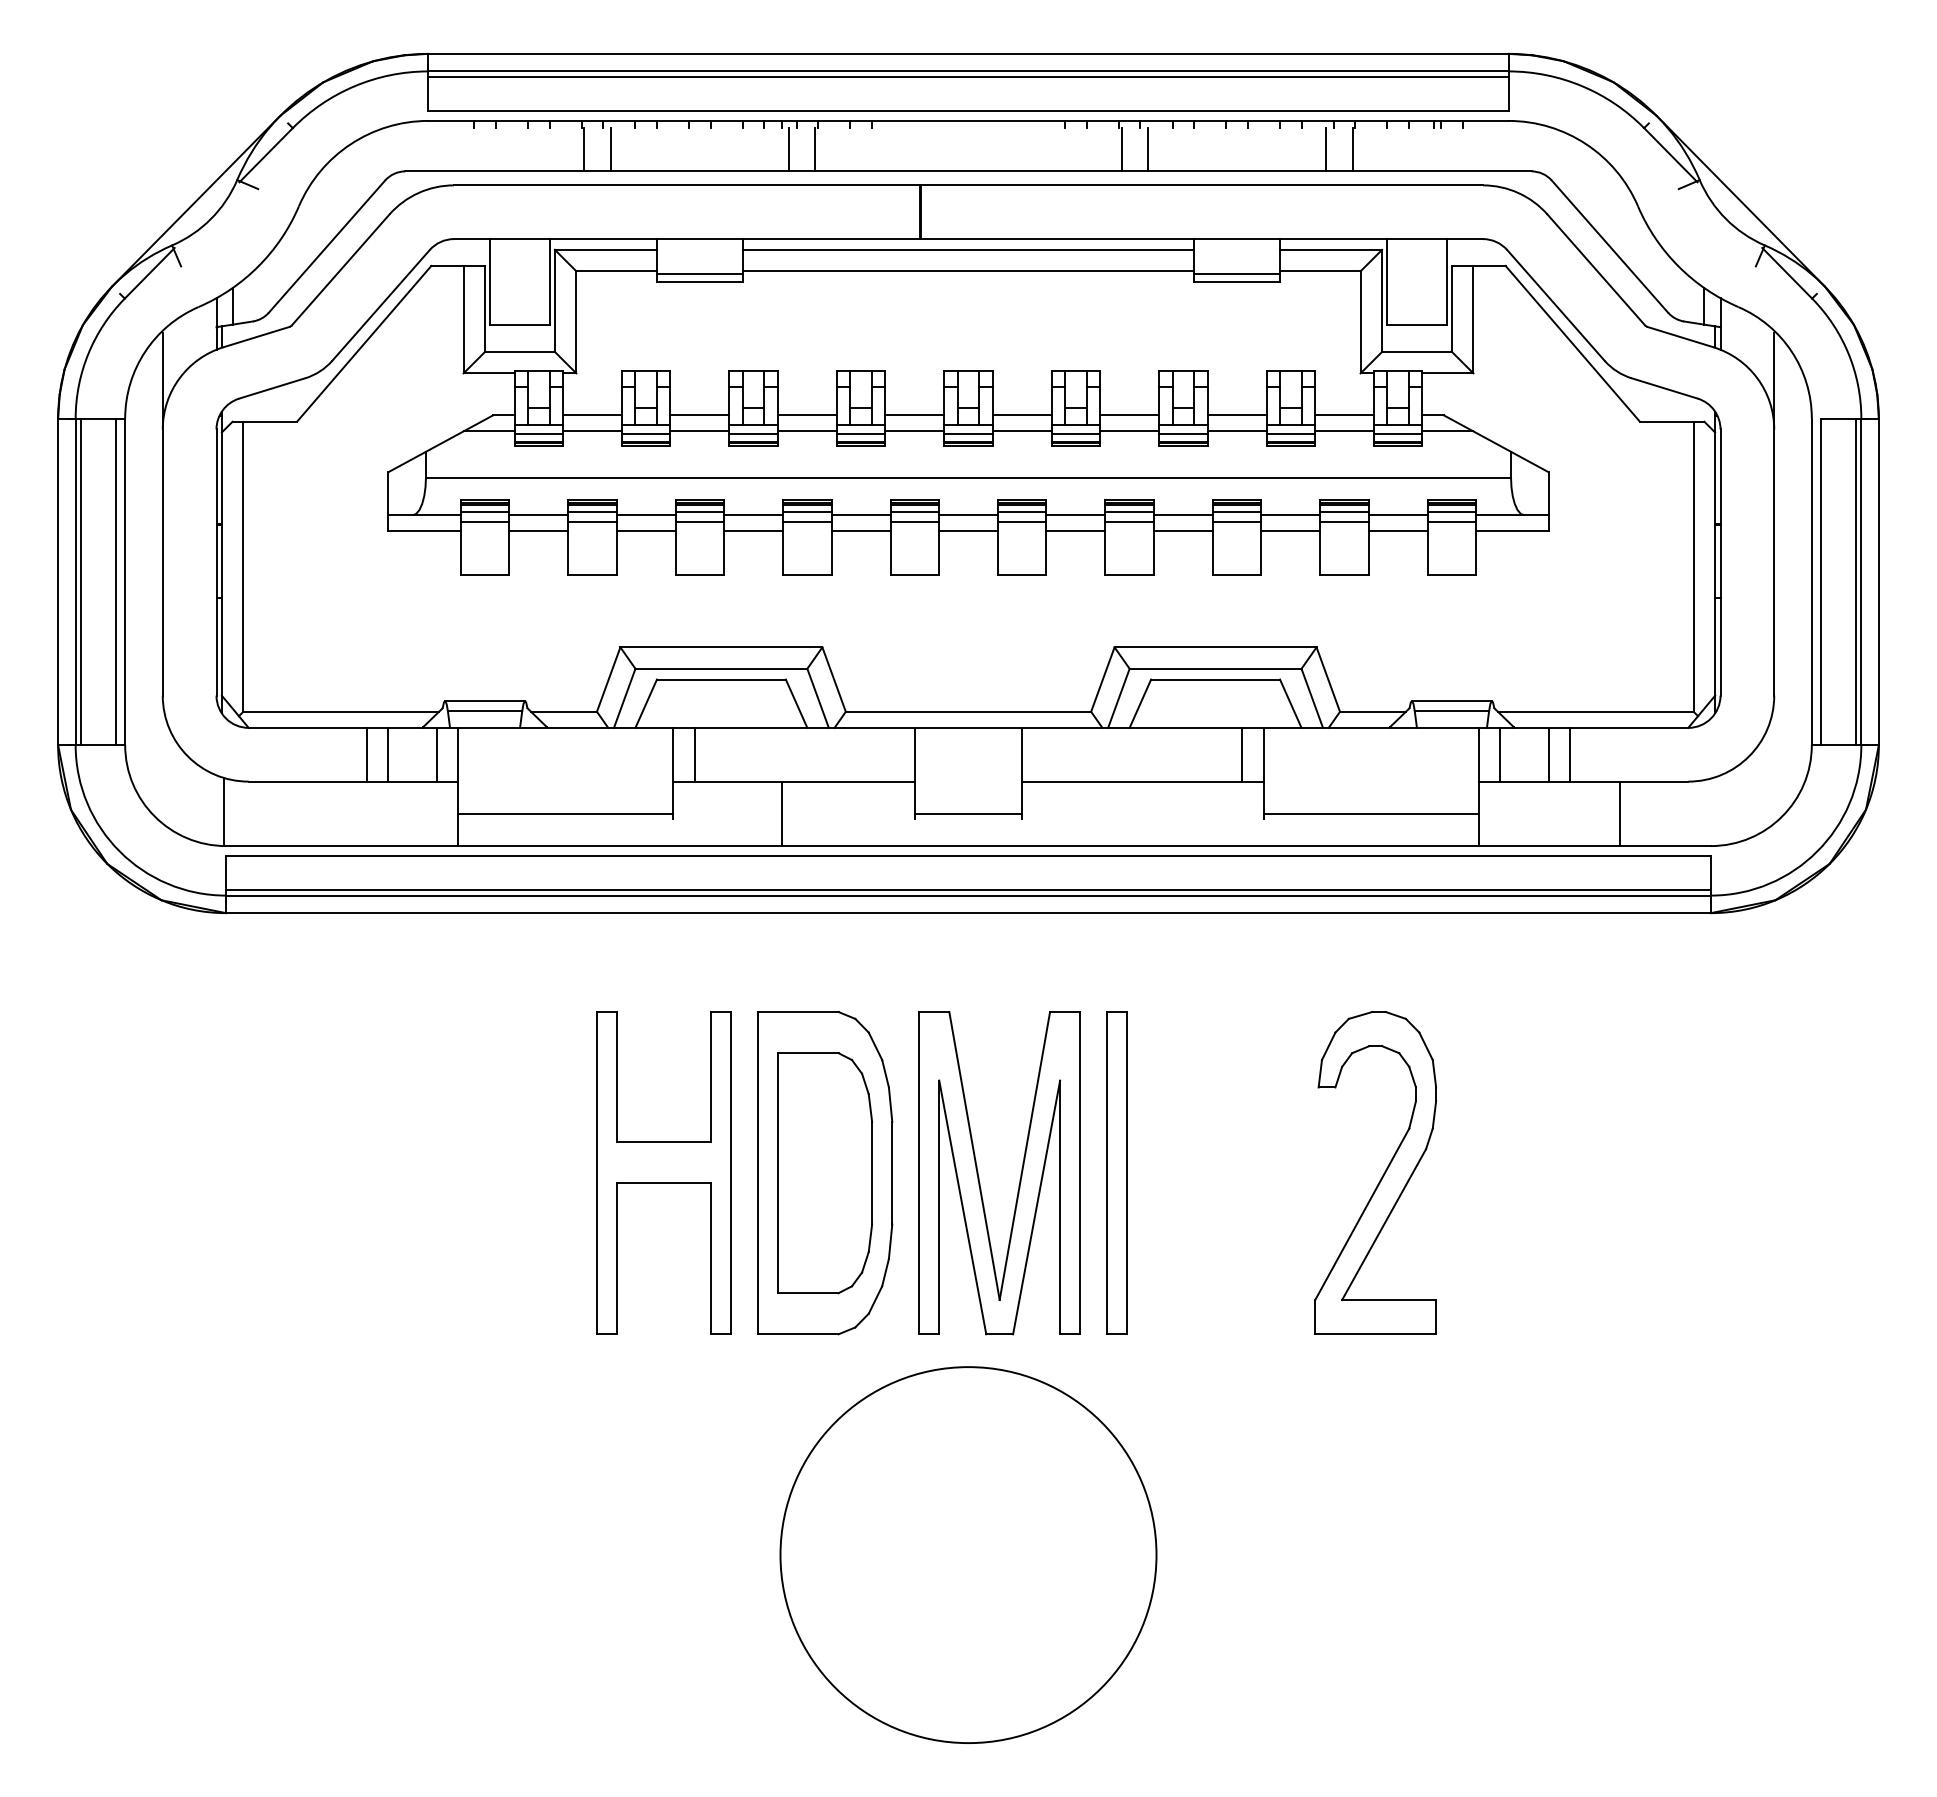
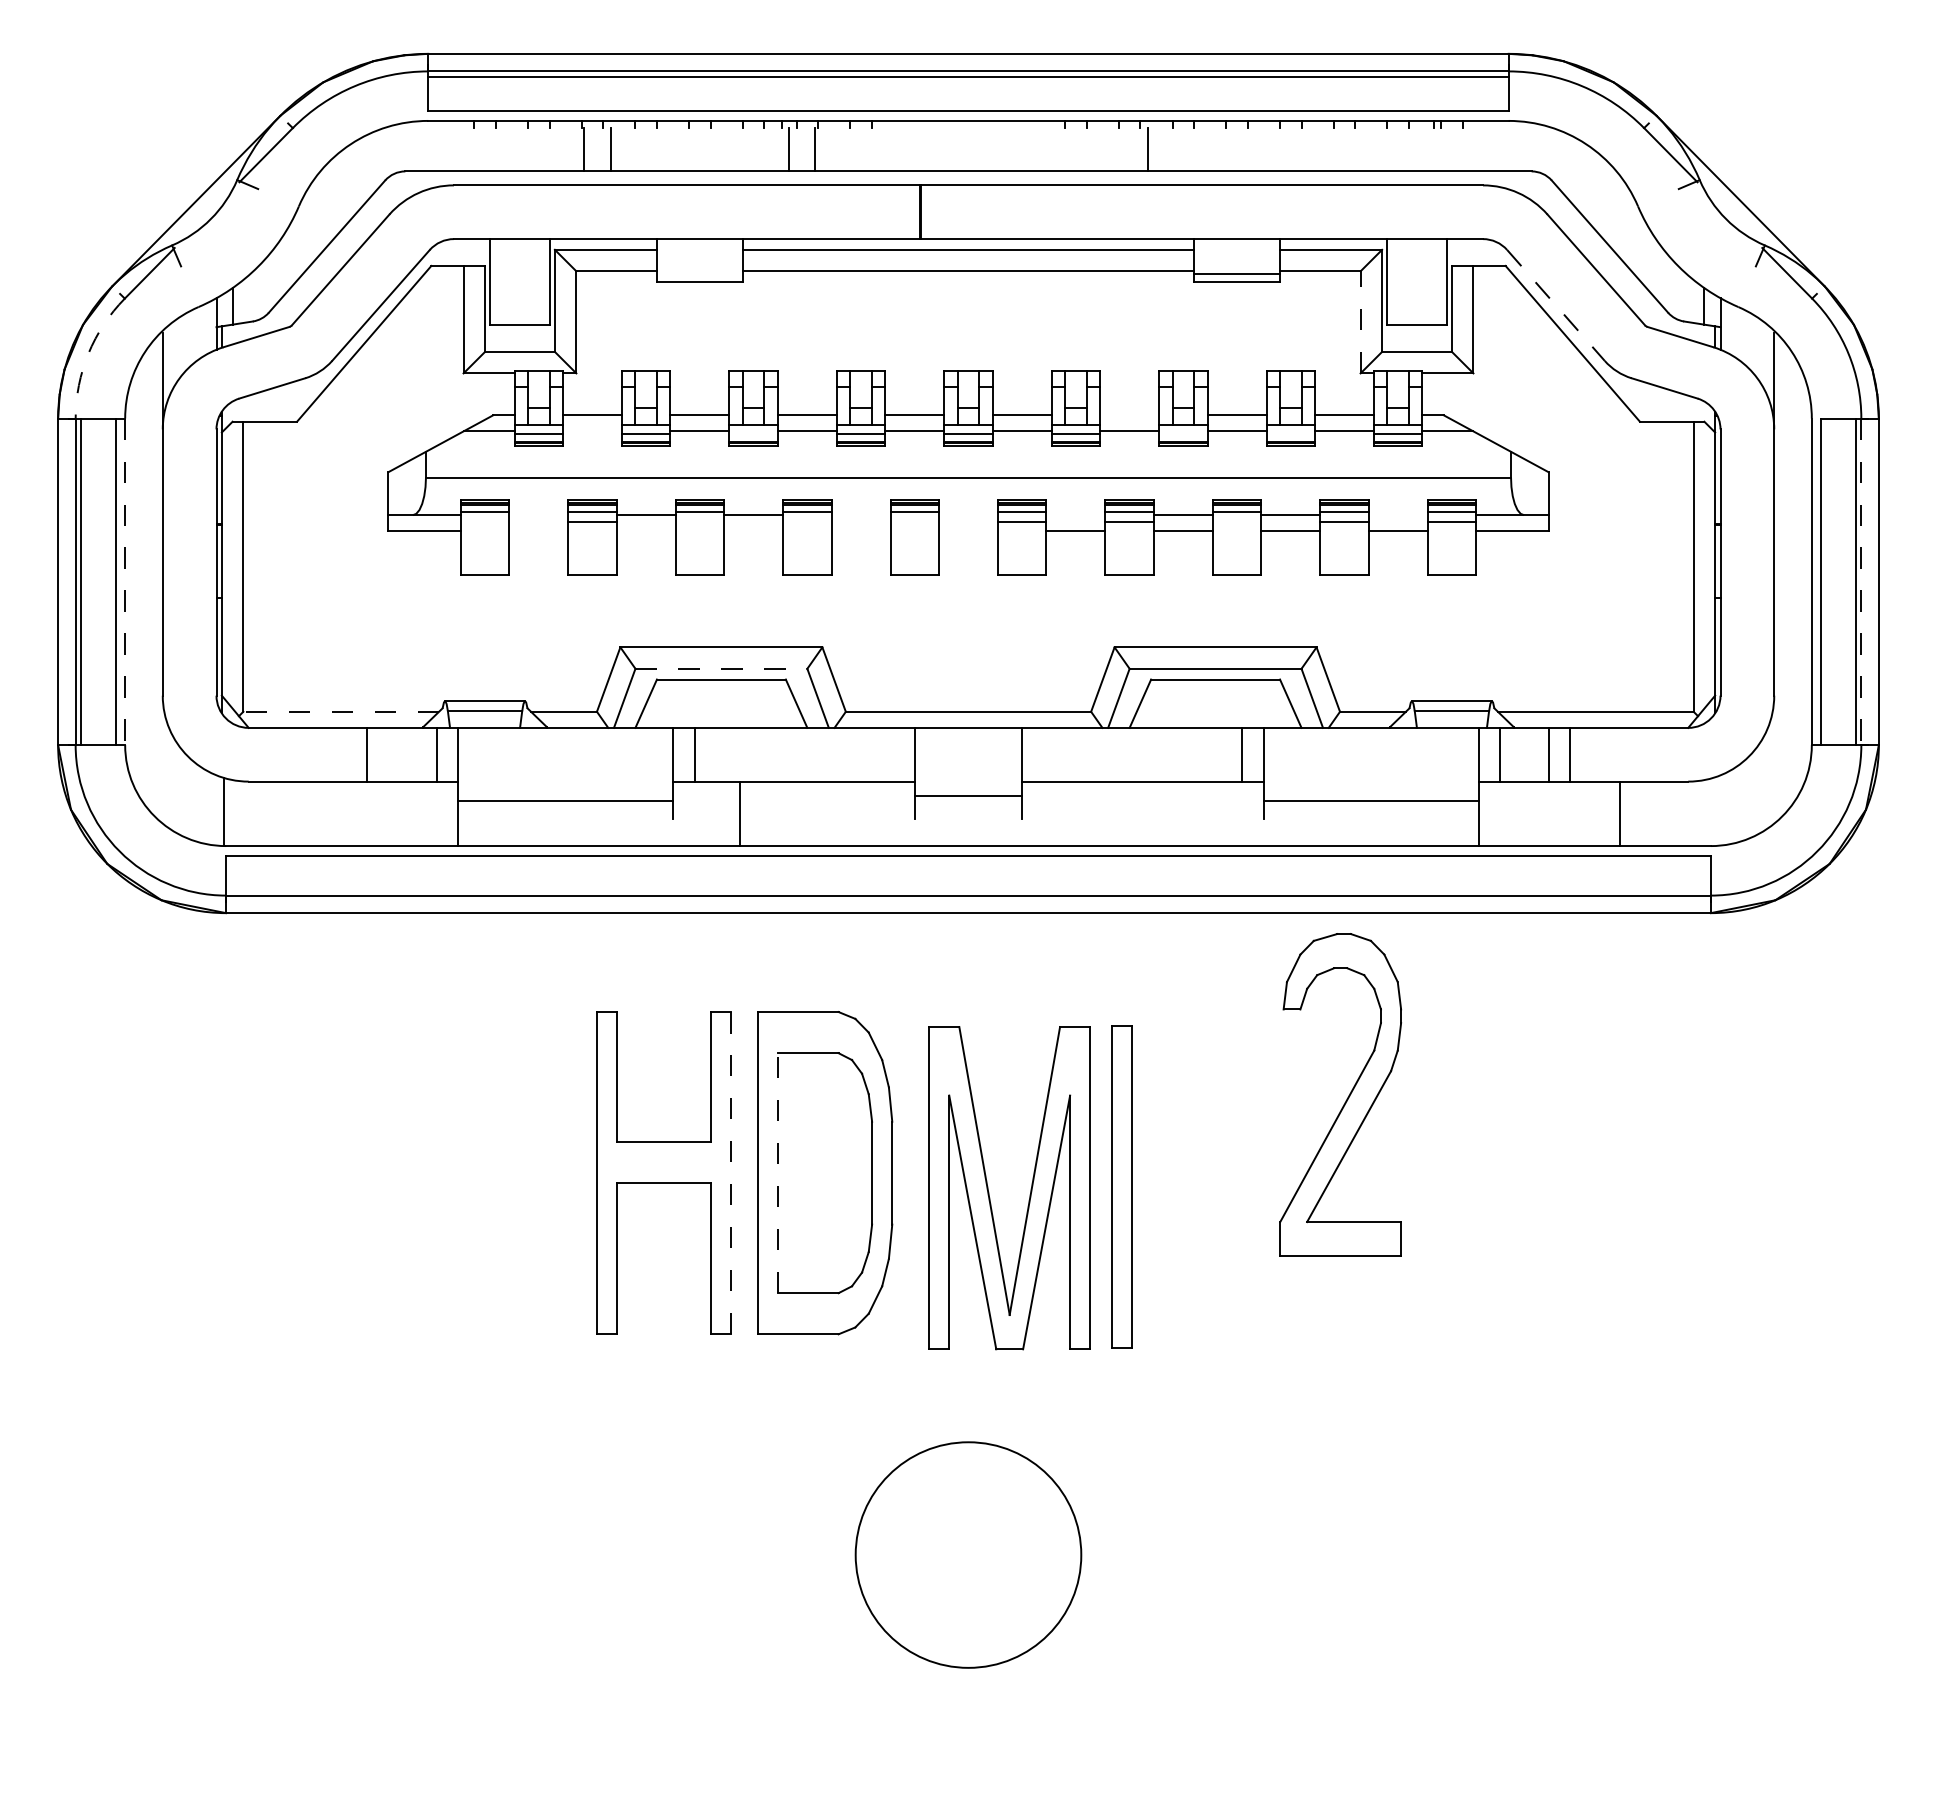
line: present -> none (1121, 149)
line: present -> none (1325, 149)
line: present -> none (1352, 149)
line: present -> none (699, 274)
line: solid -> dashed (1555, 305)
line: solid -> dashed (1360, 321)
arc: solid -> dashed (88, 353)
line: present -> none (1129, 415)
line: present -> none (592, 431)
line: present -> none (753, 434)
line: present -> none (1183, 434)
line: present -> none (1290, 434)
line: present -> none (538, 515)
line: present -> none (860, 515)
line: present -> none (968, 515)
line: present -> none (1075, 515)
line: present -> none (1397, 515)
line: present -> none (484, 521)
line: present -> none (699, 521)
line: present -> none (807, 521)
line: present -> none (914, 521)
line: present -> none (1236, 521)
line: present -> none (538, 531)
line: present -> none (645, 531)
line: present -> none (753, 531)
line: present -> none (860, 531)
line: present -> none (968, 531)
line: solid -> dashed (125, 582)
line: solid -> dashed (1861, 582)
line: solid -> dashed (721, 668)
line: solid -> dashed (341, 711)
line: present -> none (388, 754)
line position: (565, 813) -> (565, 800) (565, 800)
line position: (782, 813) -> (740, 813) (740, 813)
line position: (968, 813) -> (968, 795) (968, 795)
line position: (1370, 813) -> (1370, 800) (1370, 800)
line: present -> none (968, 890)
line: solid -> dashed (778, 1172)
part position: (1116, 1172) -> (1121, 1186) (1121, 1186)
line: solid -> dashed (731, 1173)
part position: (1382, 1175) -> (1347, 1097) (1347, 1097)
part position: (979, 1177) -> (989, 1192) (989, 1192)
circle size: 379x378 px -> 229x228 px (968, 1554)
